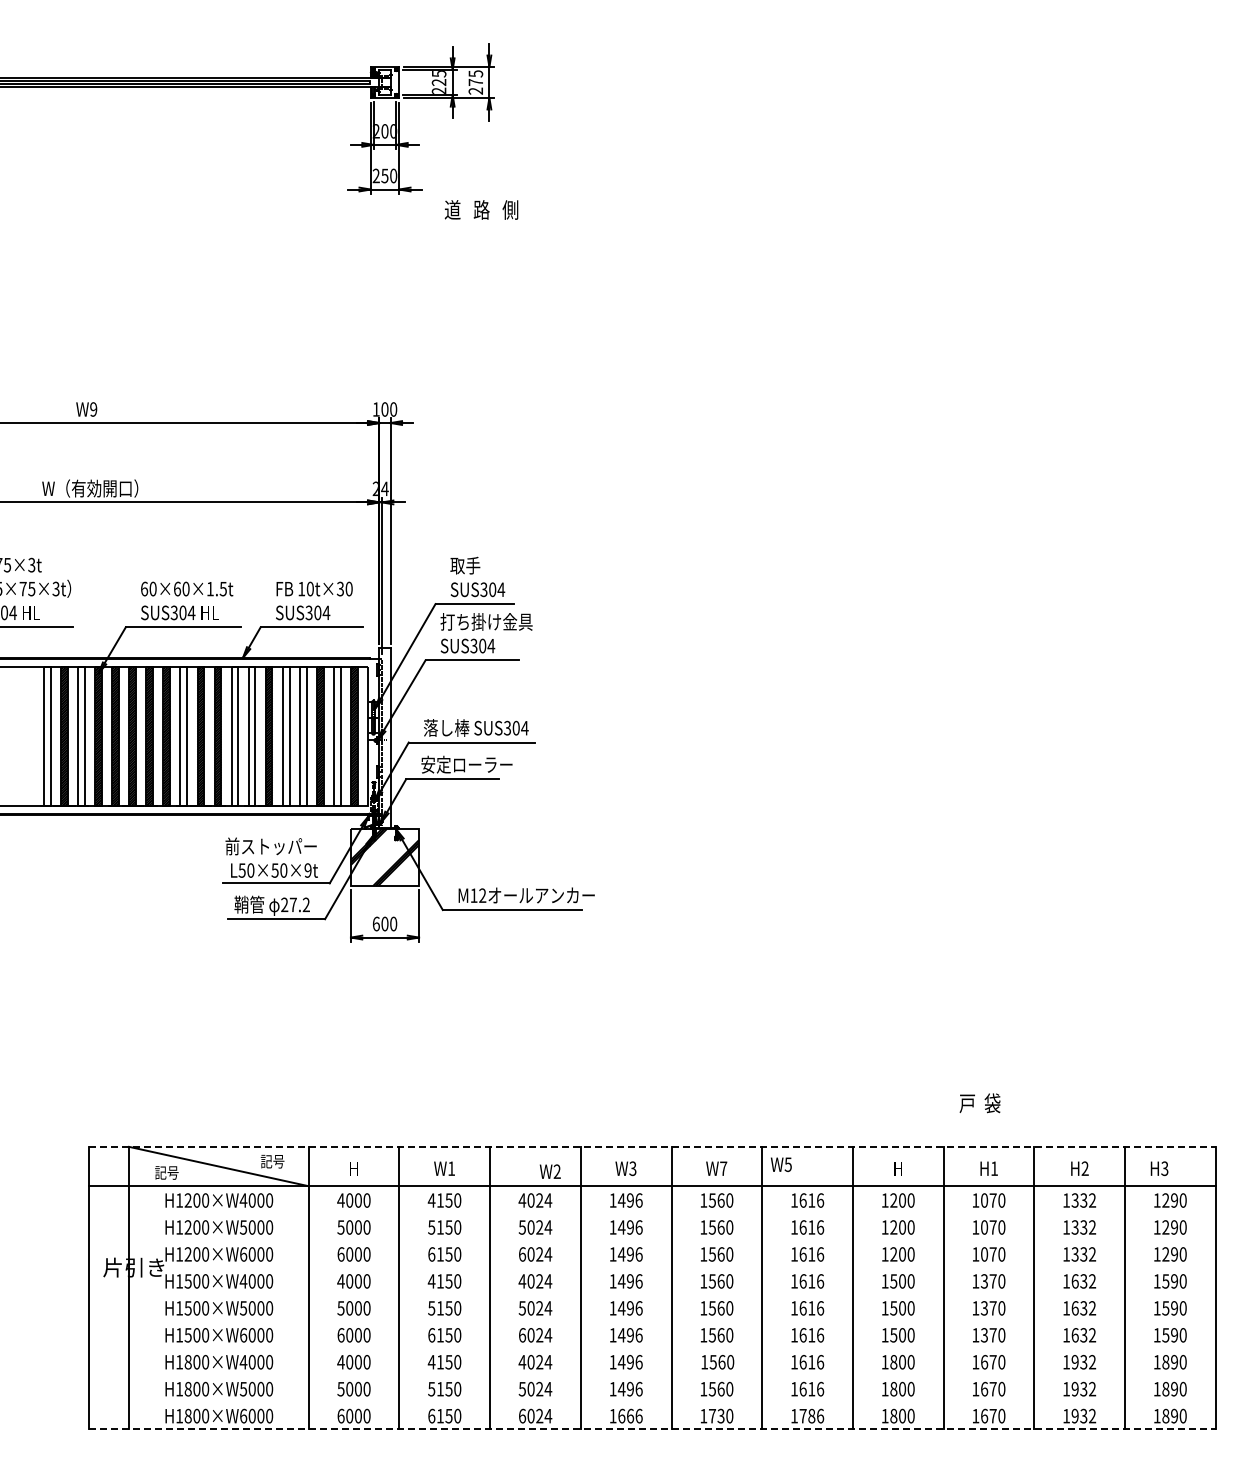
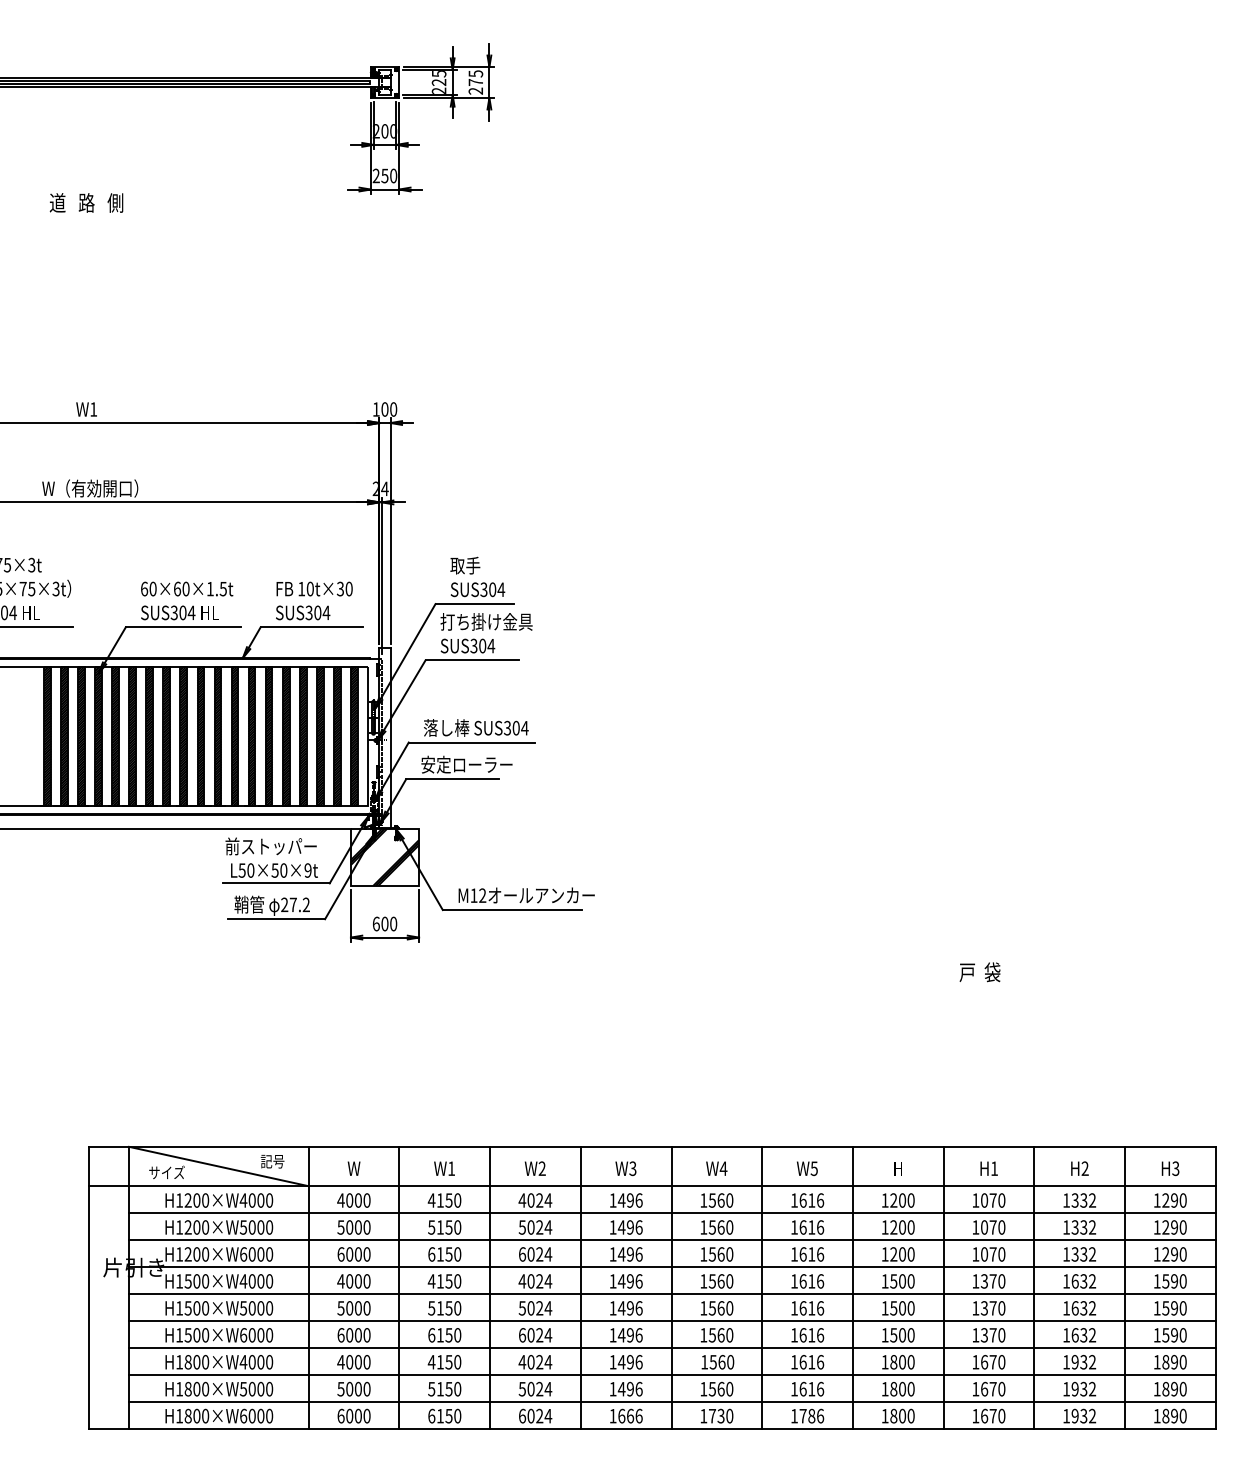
text position: (481, 209) -> (86, 202) (86, 202)
text: W9 -> W1 (93, 409)
hatch: none -> present (47, 736)
hatch: none -> present (81, 736)
hatch: none -> present (183, 736)
hatch: none -> present (234, 736)
hatch: none -> present (251, 736)
hatch: none -> present (285, 736)
hatch: none -> present (302, 736)
hatch: none -> present (336, 736)
line: none -> present (176, 829)
text position: (979, 1103) -> (979, 972) (979, 972)
line: dashed -> solid (652, 1146)
text position: (781, 1164) -> (807, 1168) (807, 1168)
text: H -> W (353, 1168)
text: W7 -> W4 (723, 1168)
text position: (1159, 1168) -> (1170, 1168) (1170, 1168)
text position: (549, 1171) -> (534, 1168) (534, 1168)
text: 記号 -> サイズ (166, 1172)
line: none -> present (672, 1213)
line: none -> present (672, 1240)
line: none -> present (672, 1267)
line: none -> present (672, 1294)
line: none -> present (672, 1320)
line: none -> present (672, 1347)
line: none -> present (672, 1374)
line: none -> present (672, 1401)
line: dashed -> solid (652, 1428)
